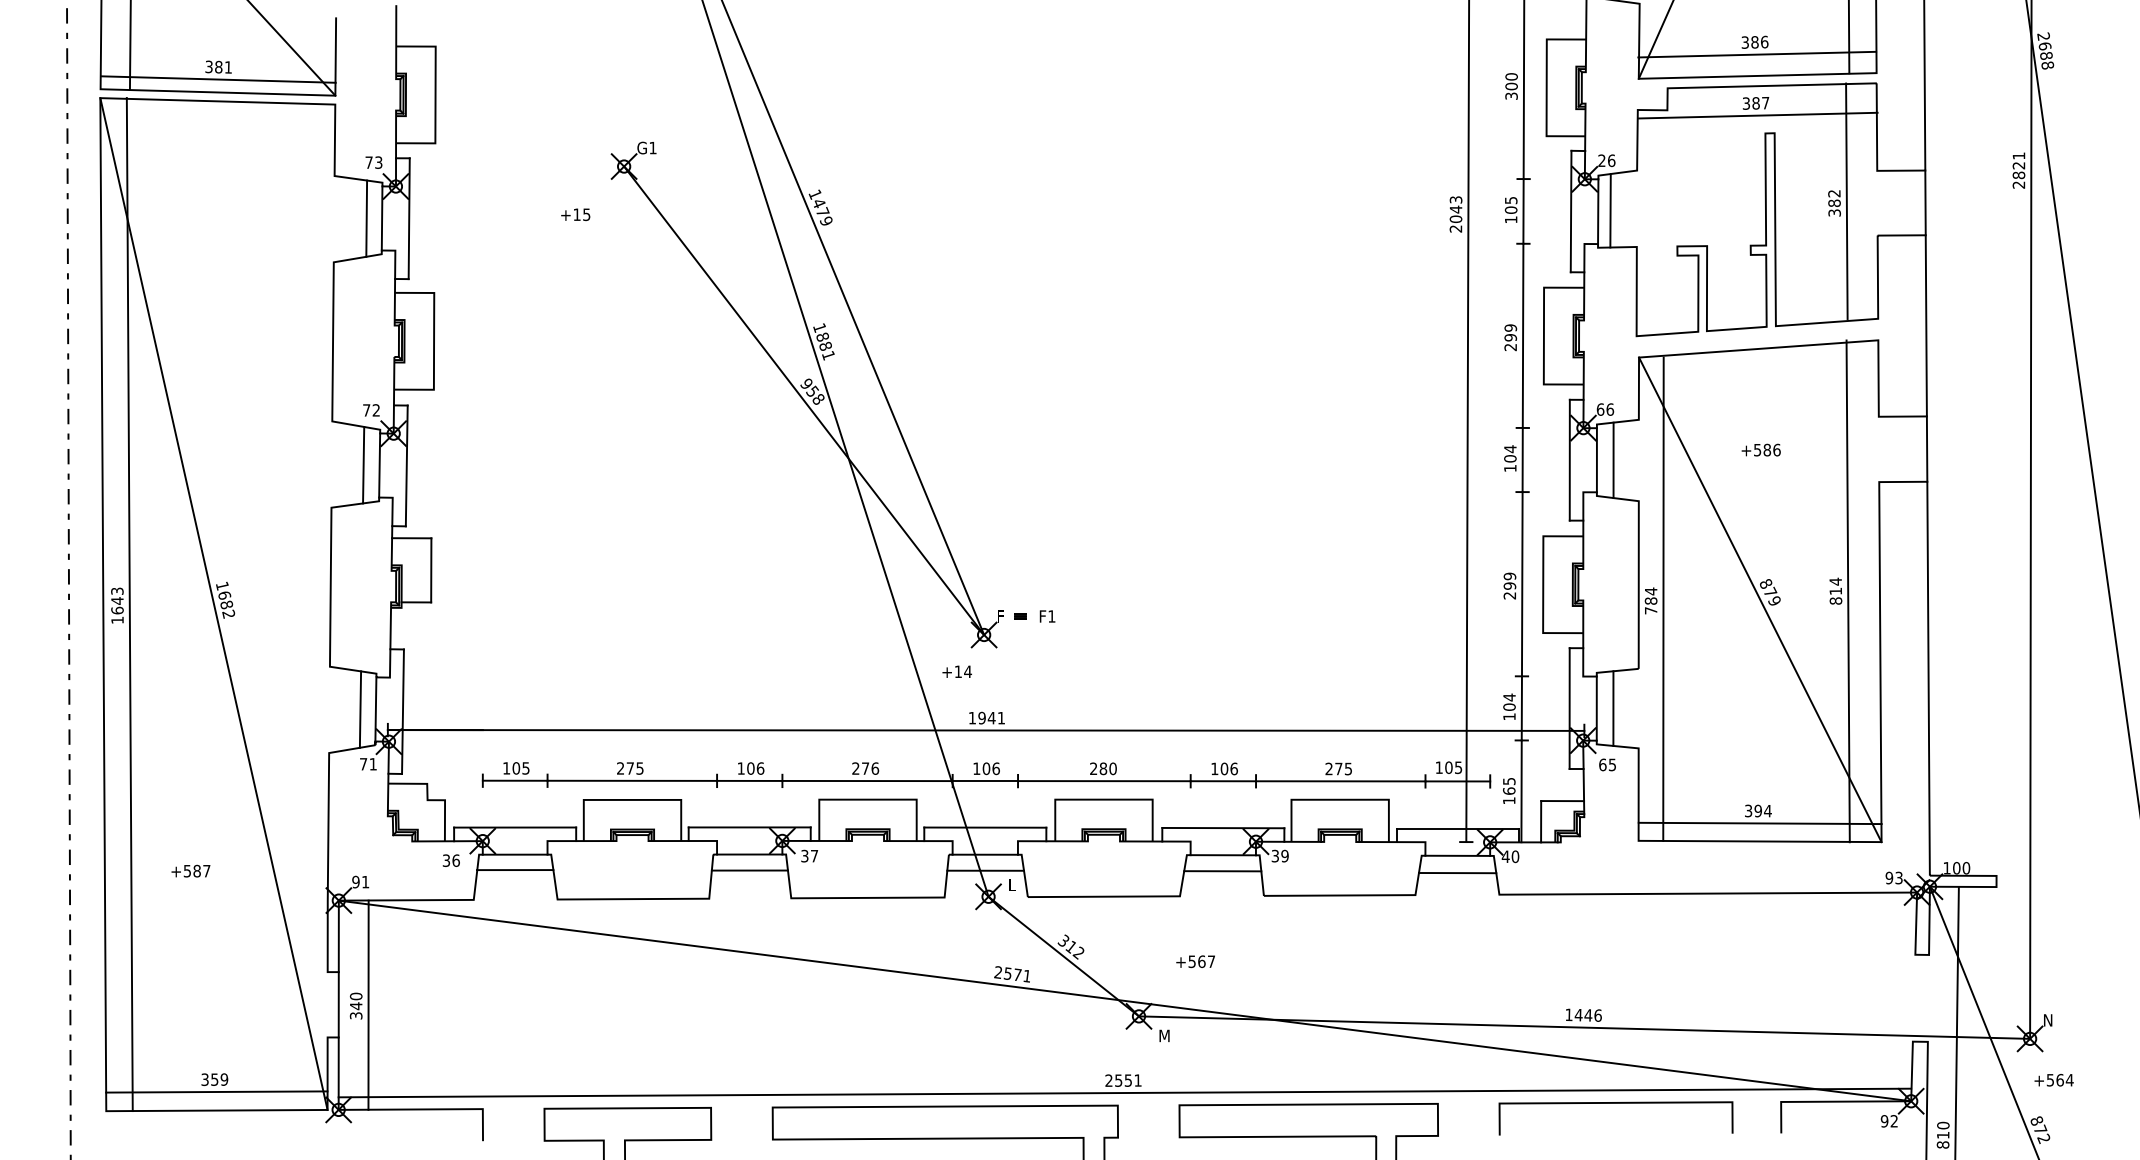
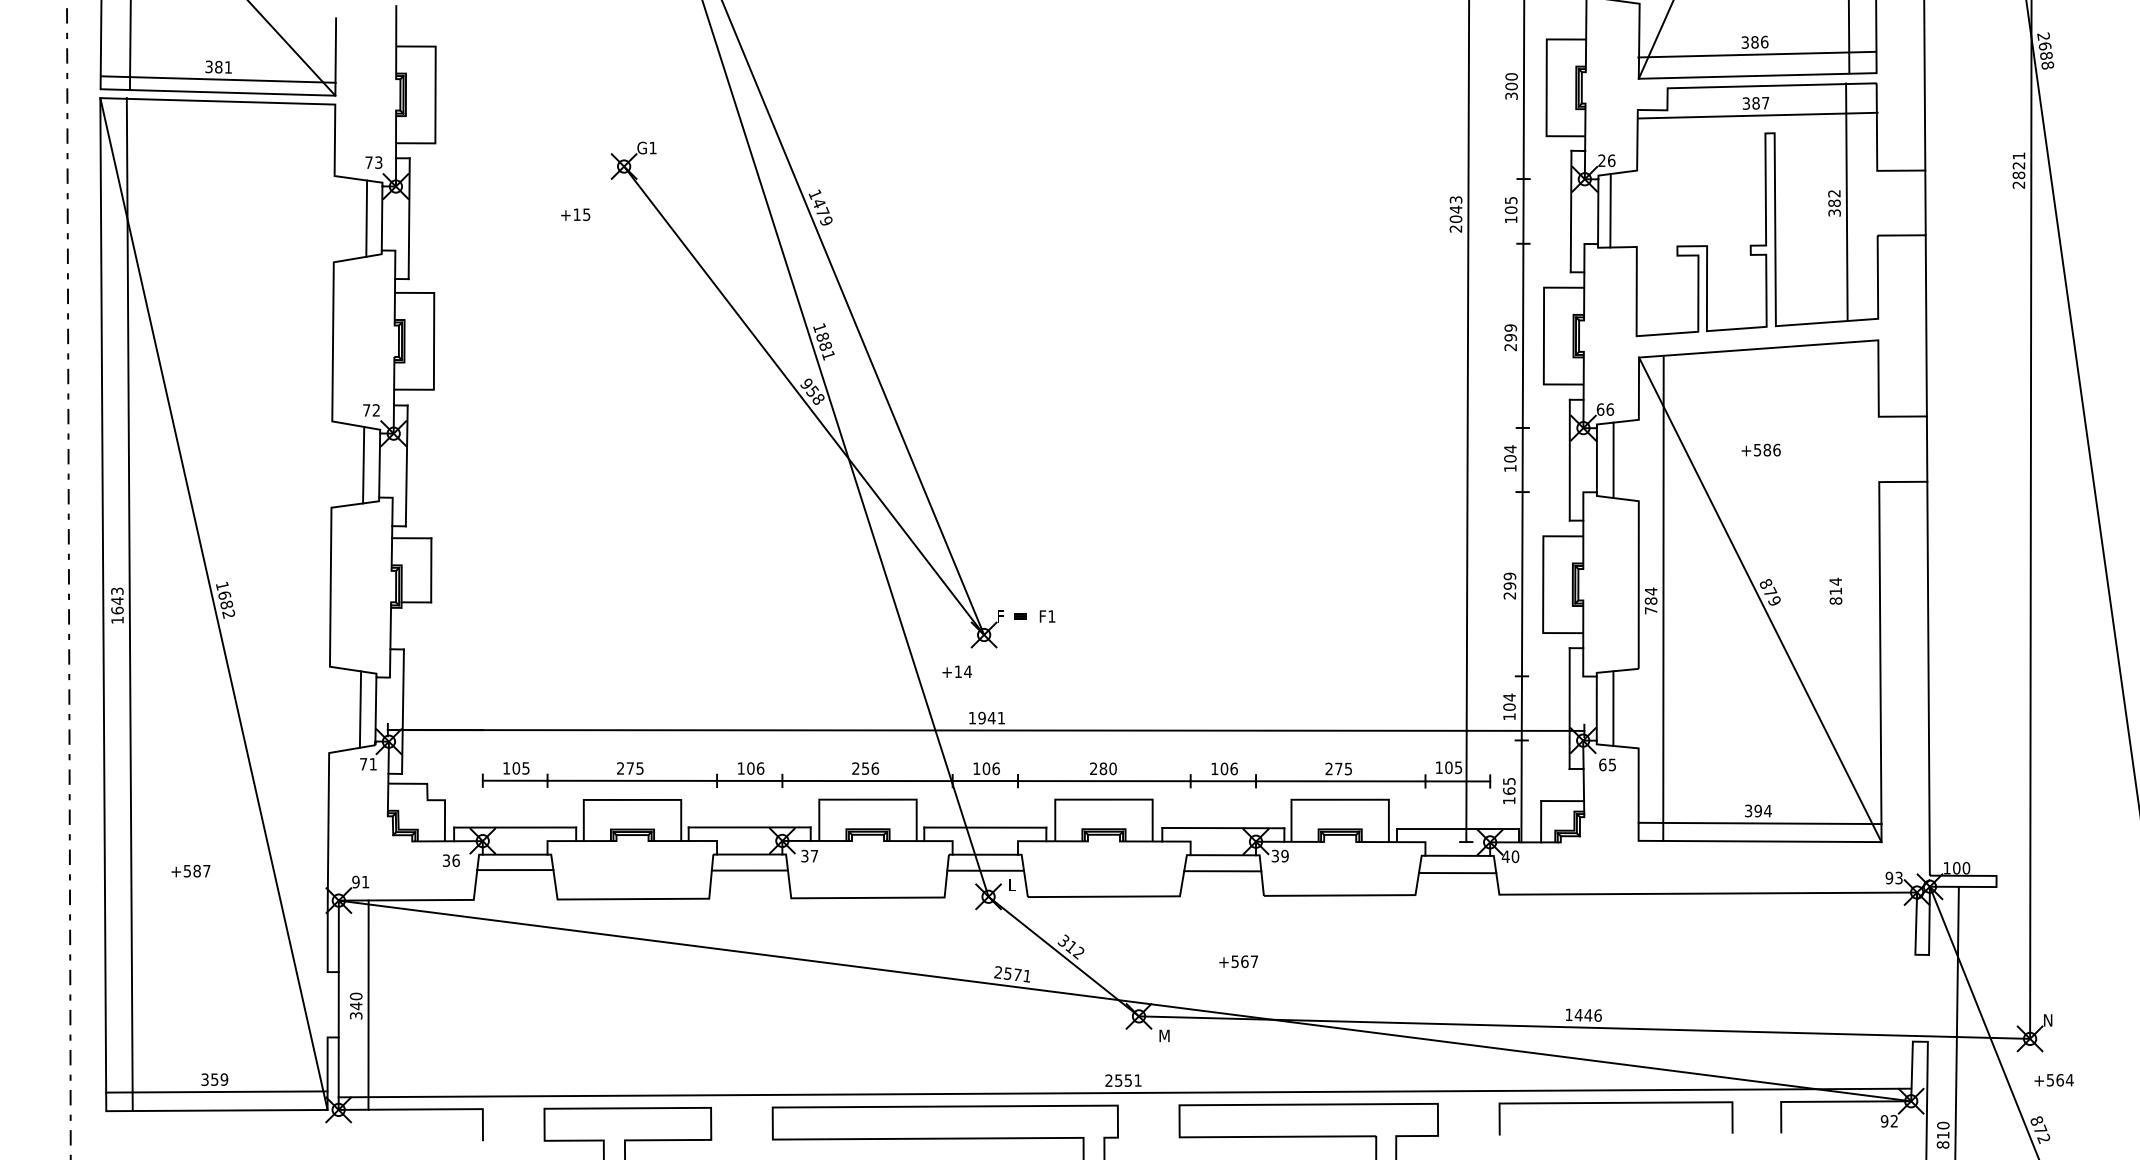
line: present -> none (1847, 591)
text: 276 -> 256 (865, 768)
text position: (1195, 961) -> (1238, 961) (1238, 961)
